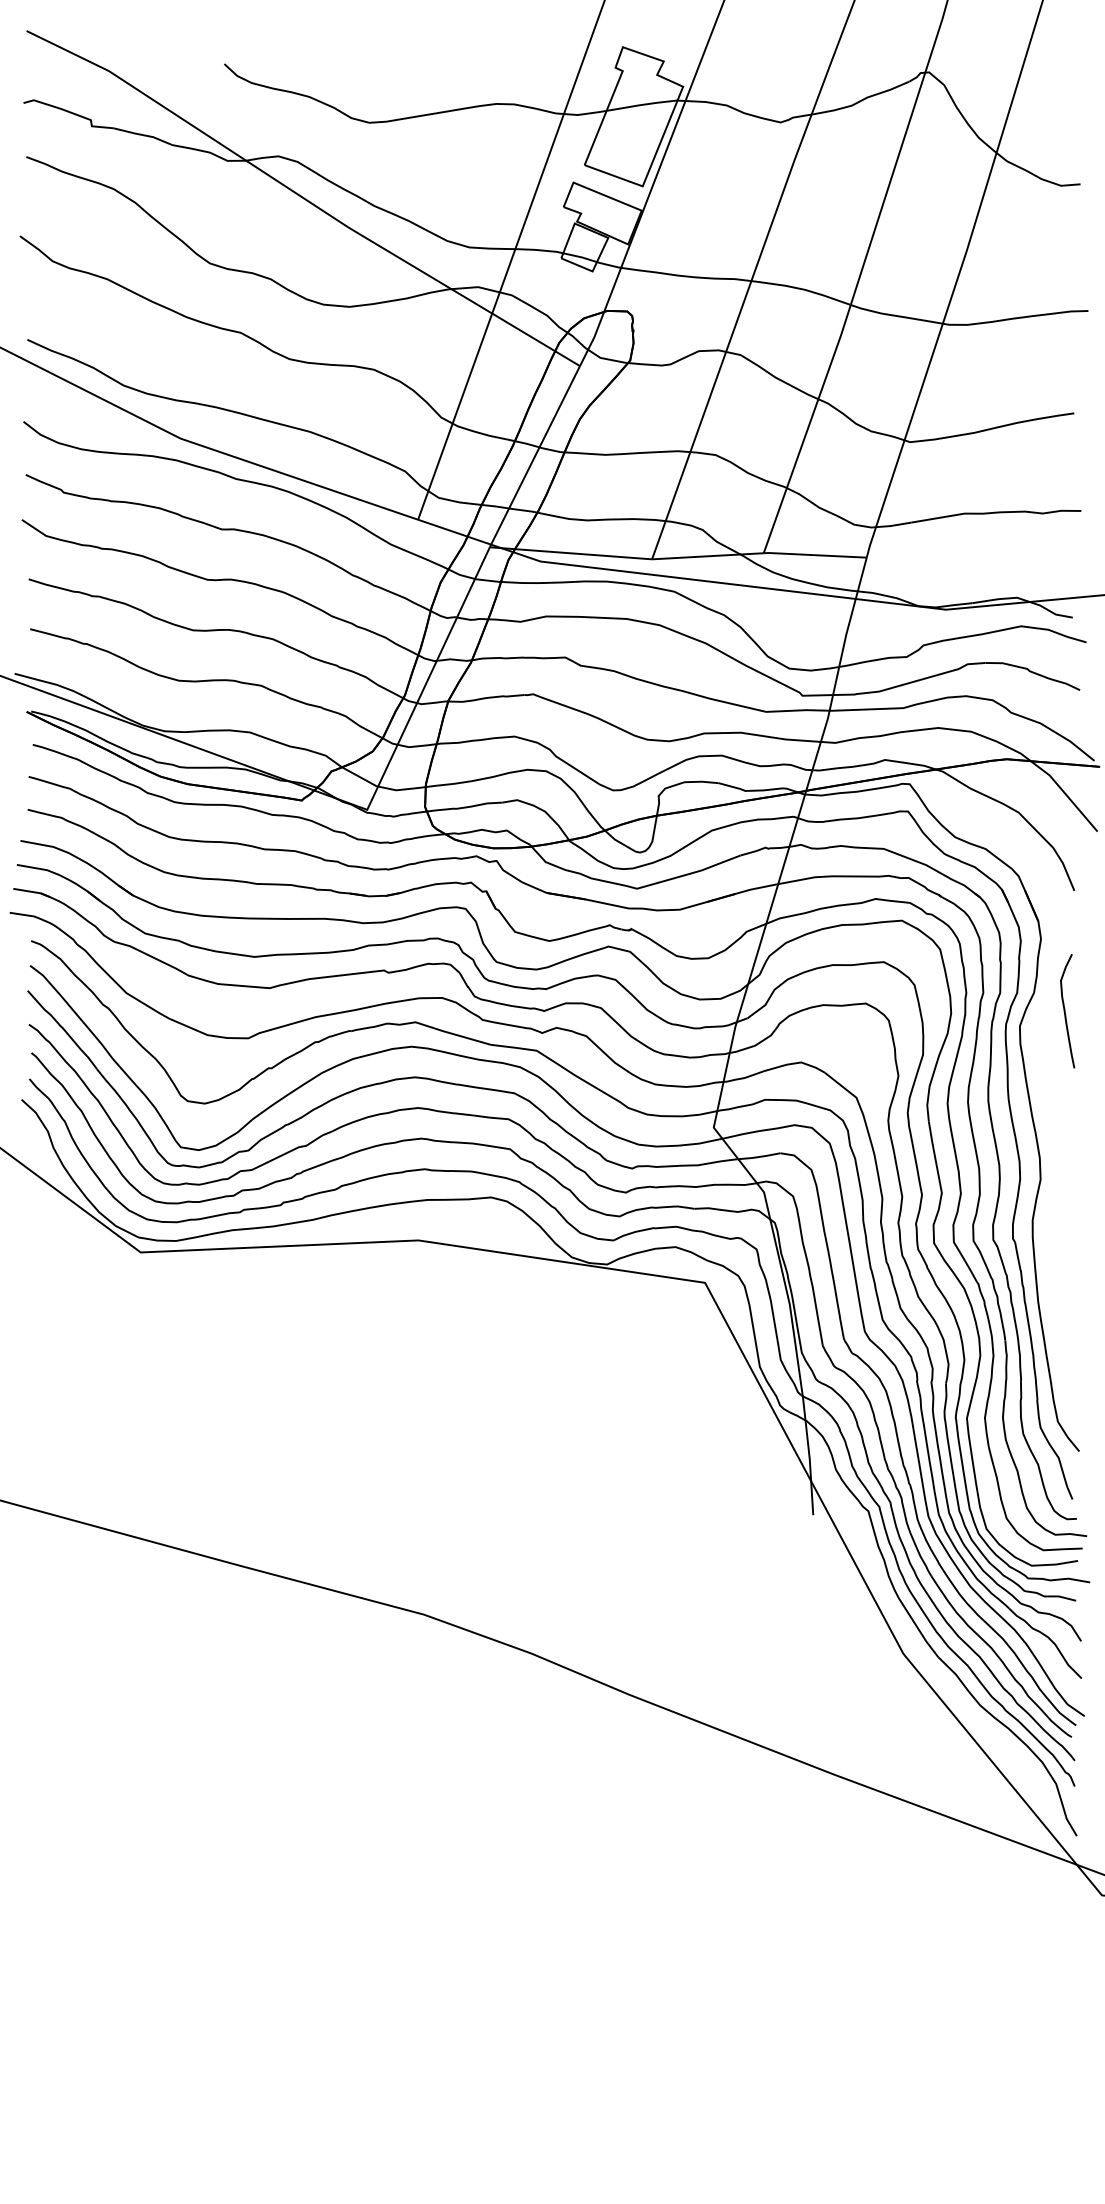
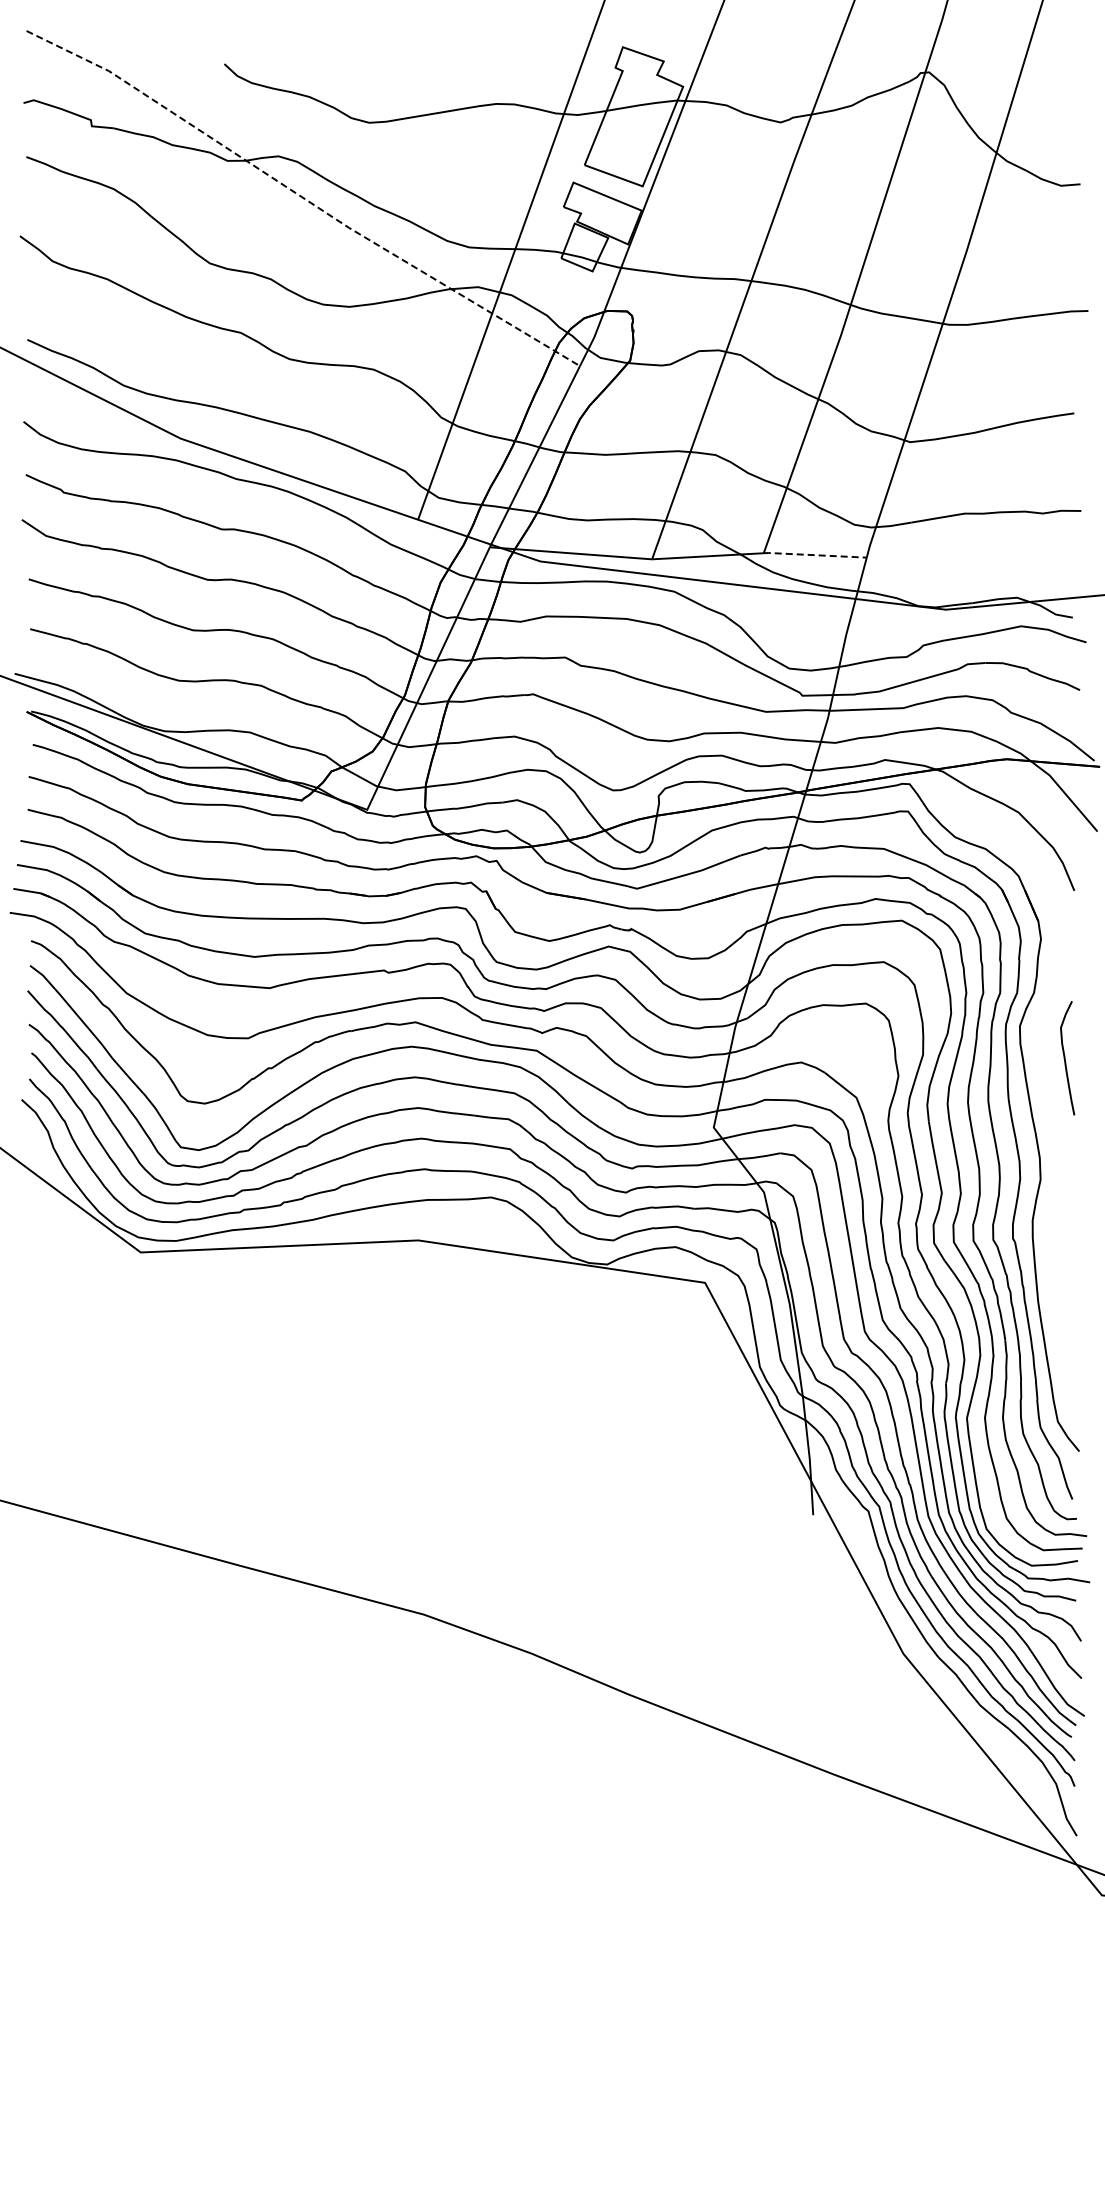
line: solid -> dashed (303, 198)
line: solid -> dashed (814, 555)
curve position: (1065, 1011) -> (1065, 1058) (1065, 1058)
